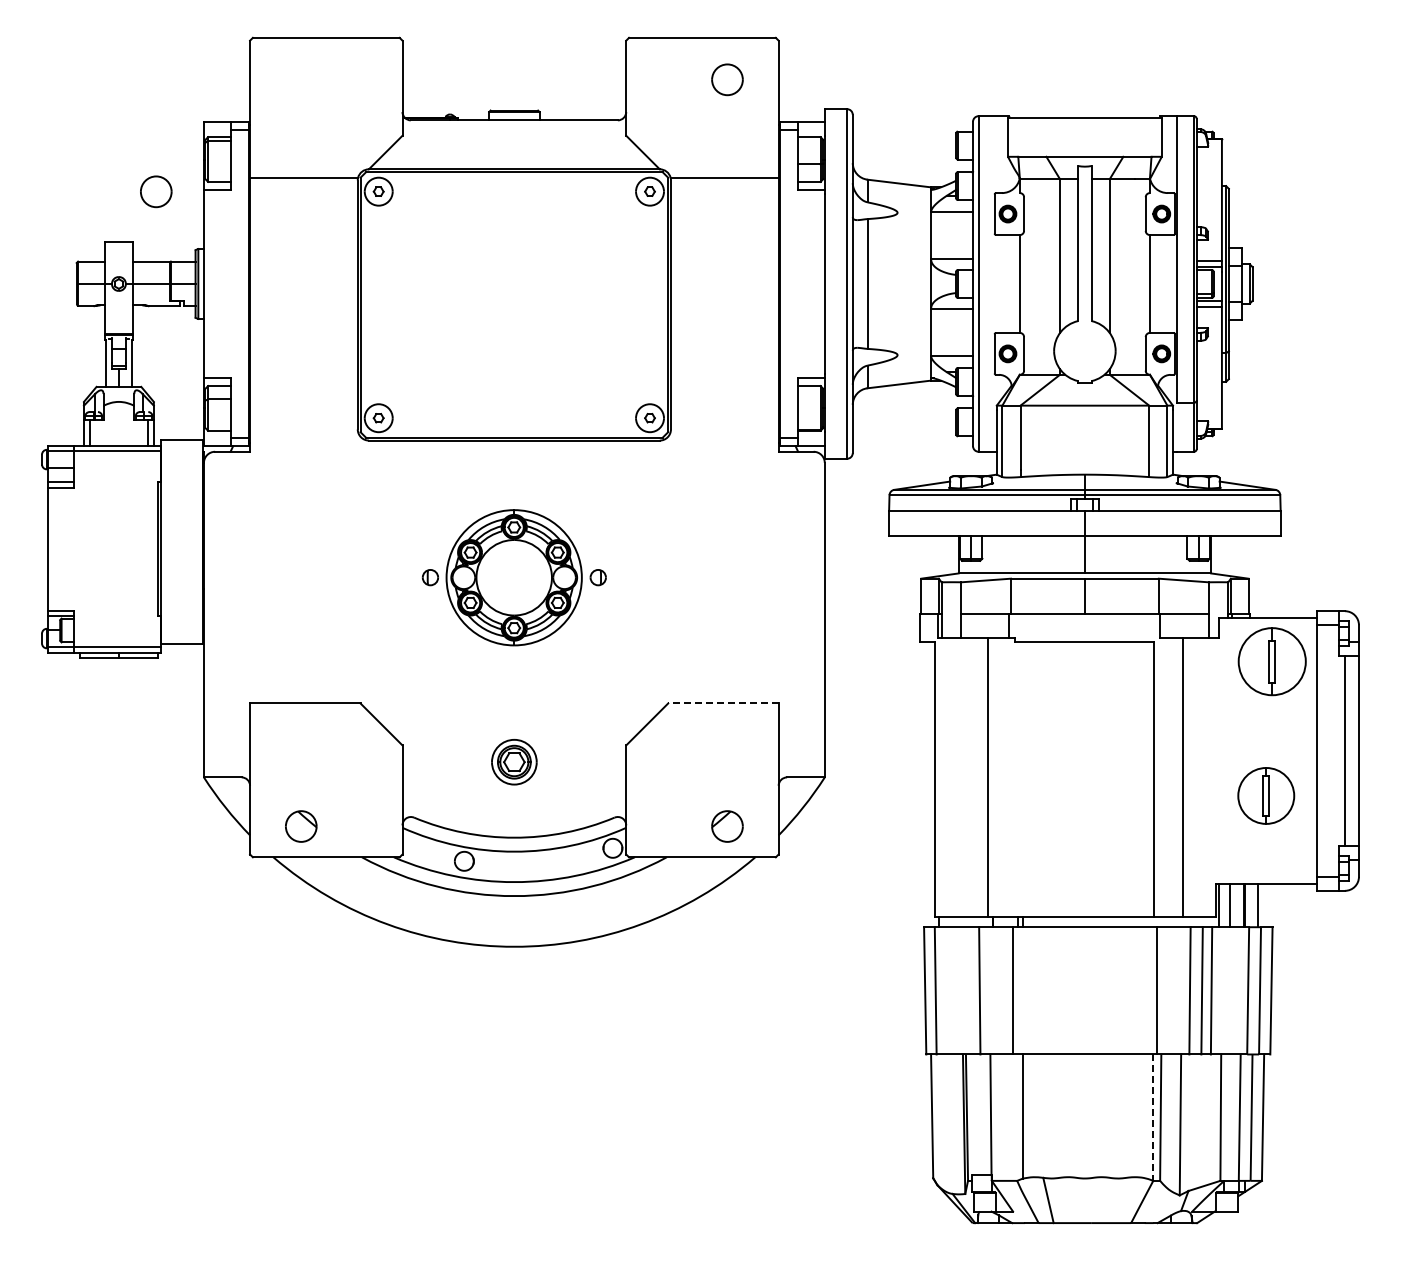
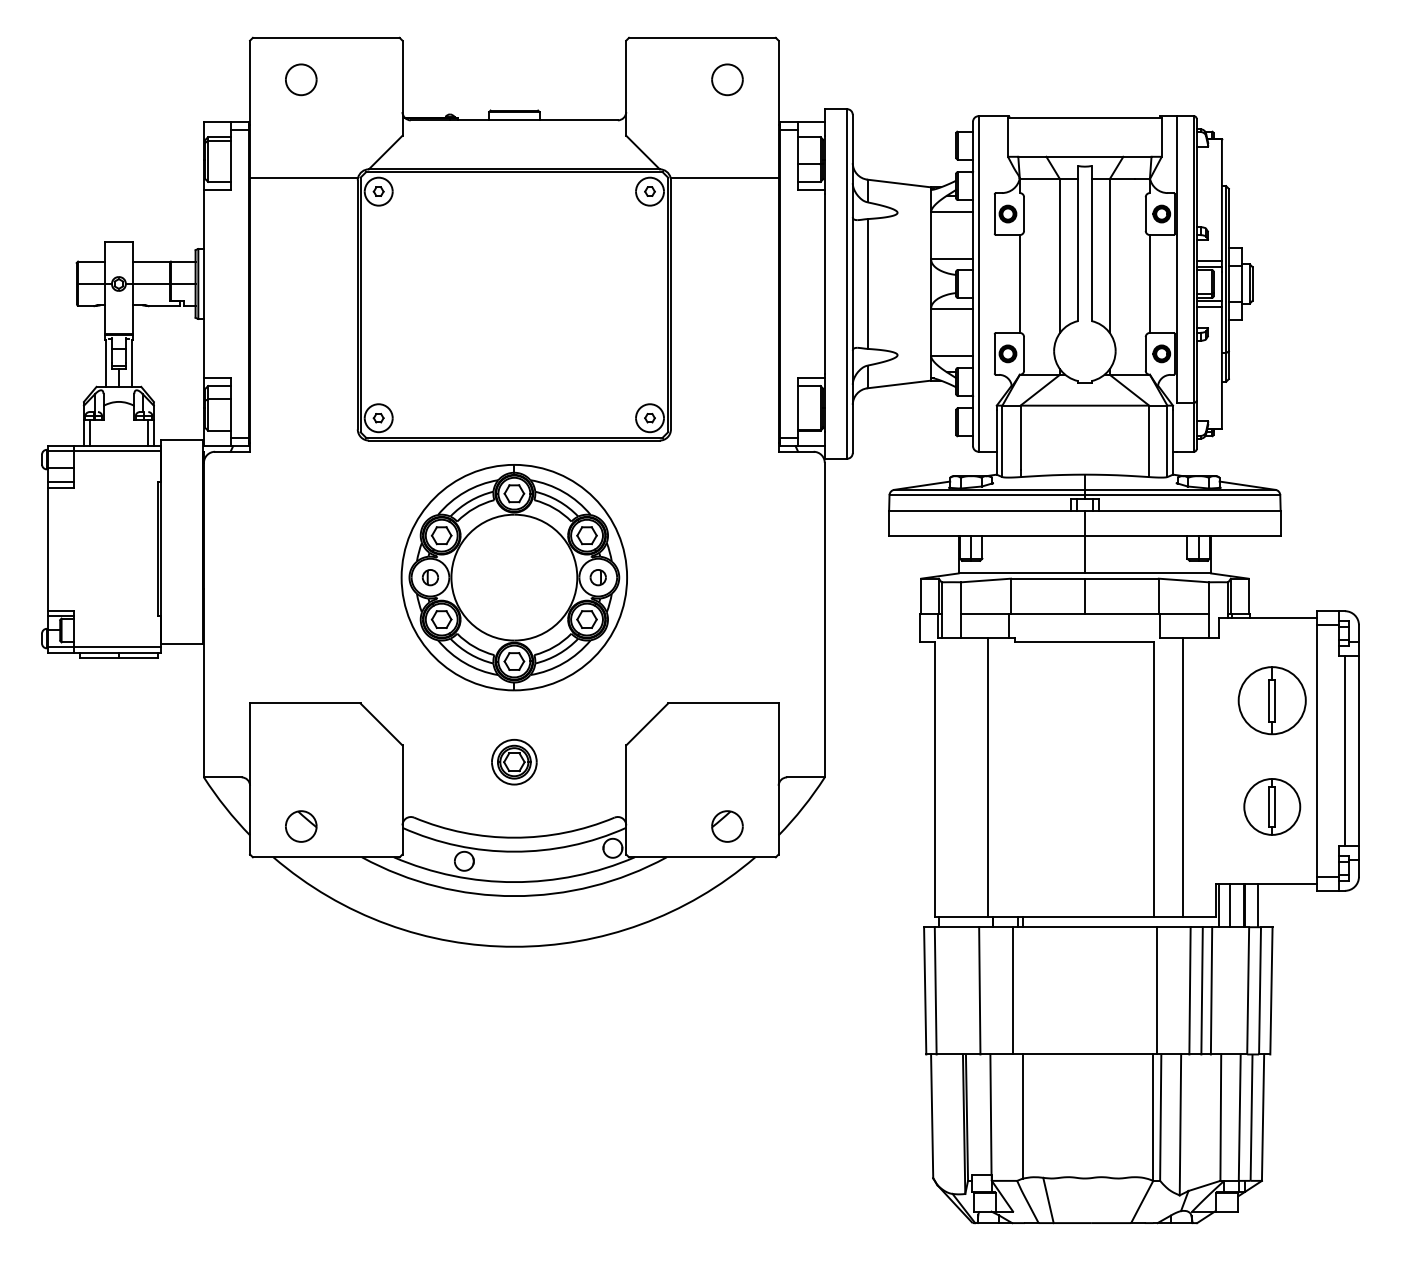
part position: (156, 191) -> (301, 79) (301, 79)
part size: 138x138 px -> 228x228 px (513, 577)
part position: (1271, 661) -> (1271, 700) (1271, 700)
line: dashed -> solid (722, 703)
part position: (1266, 795) -> (1272, 806) (1272, 806)
line: dashed -> solid (1152, 1118)
